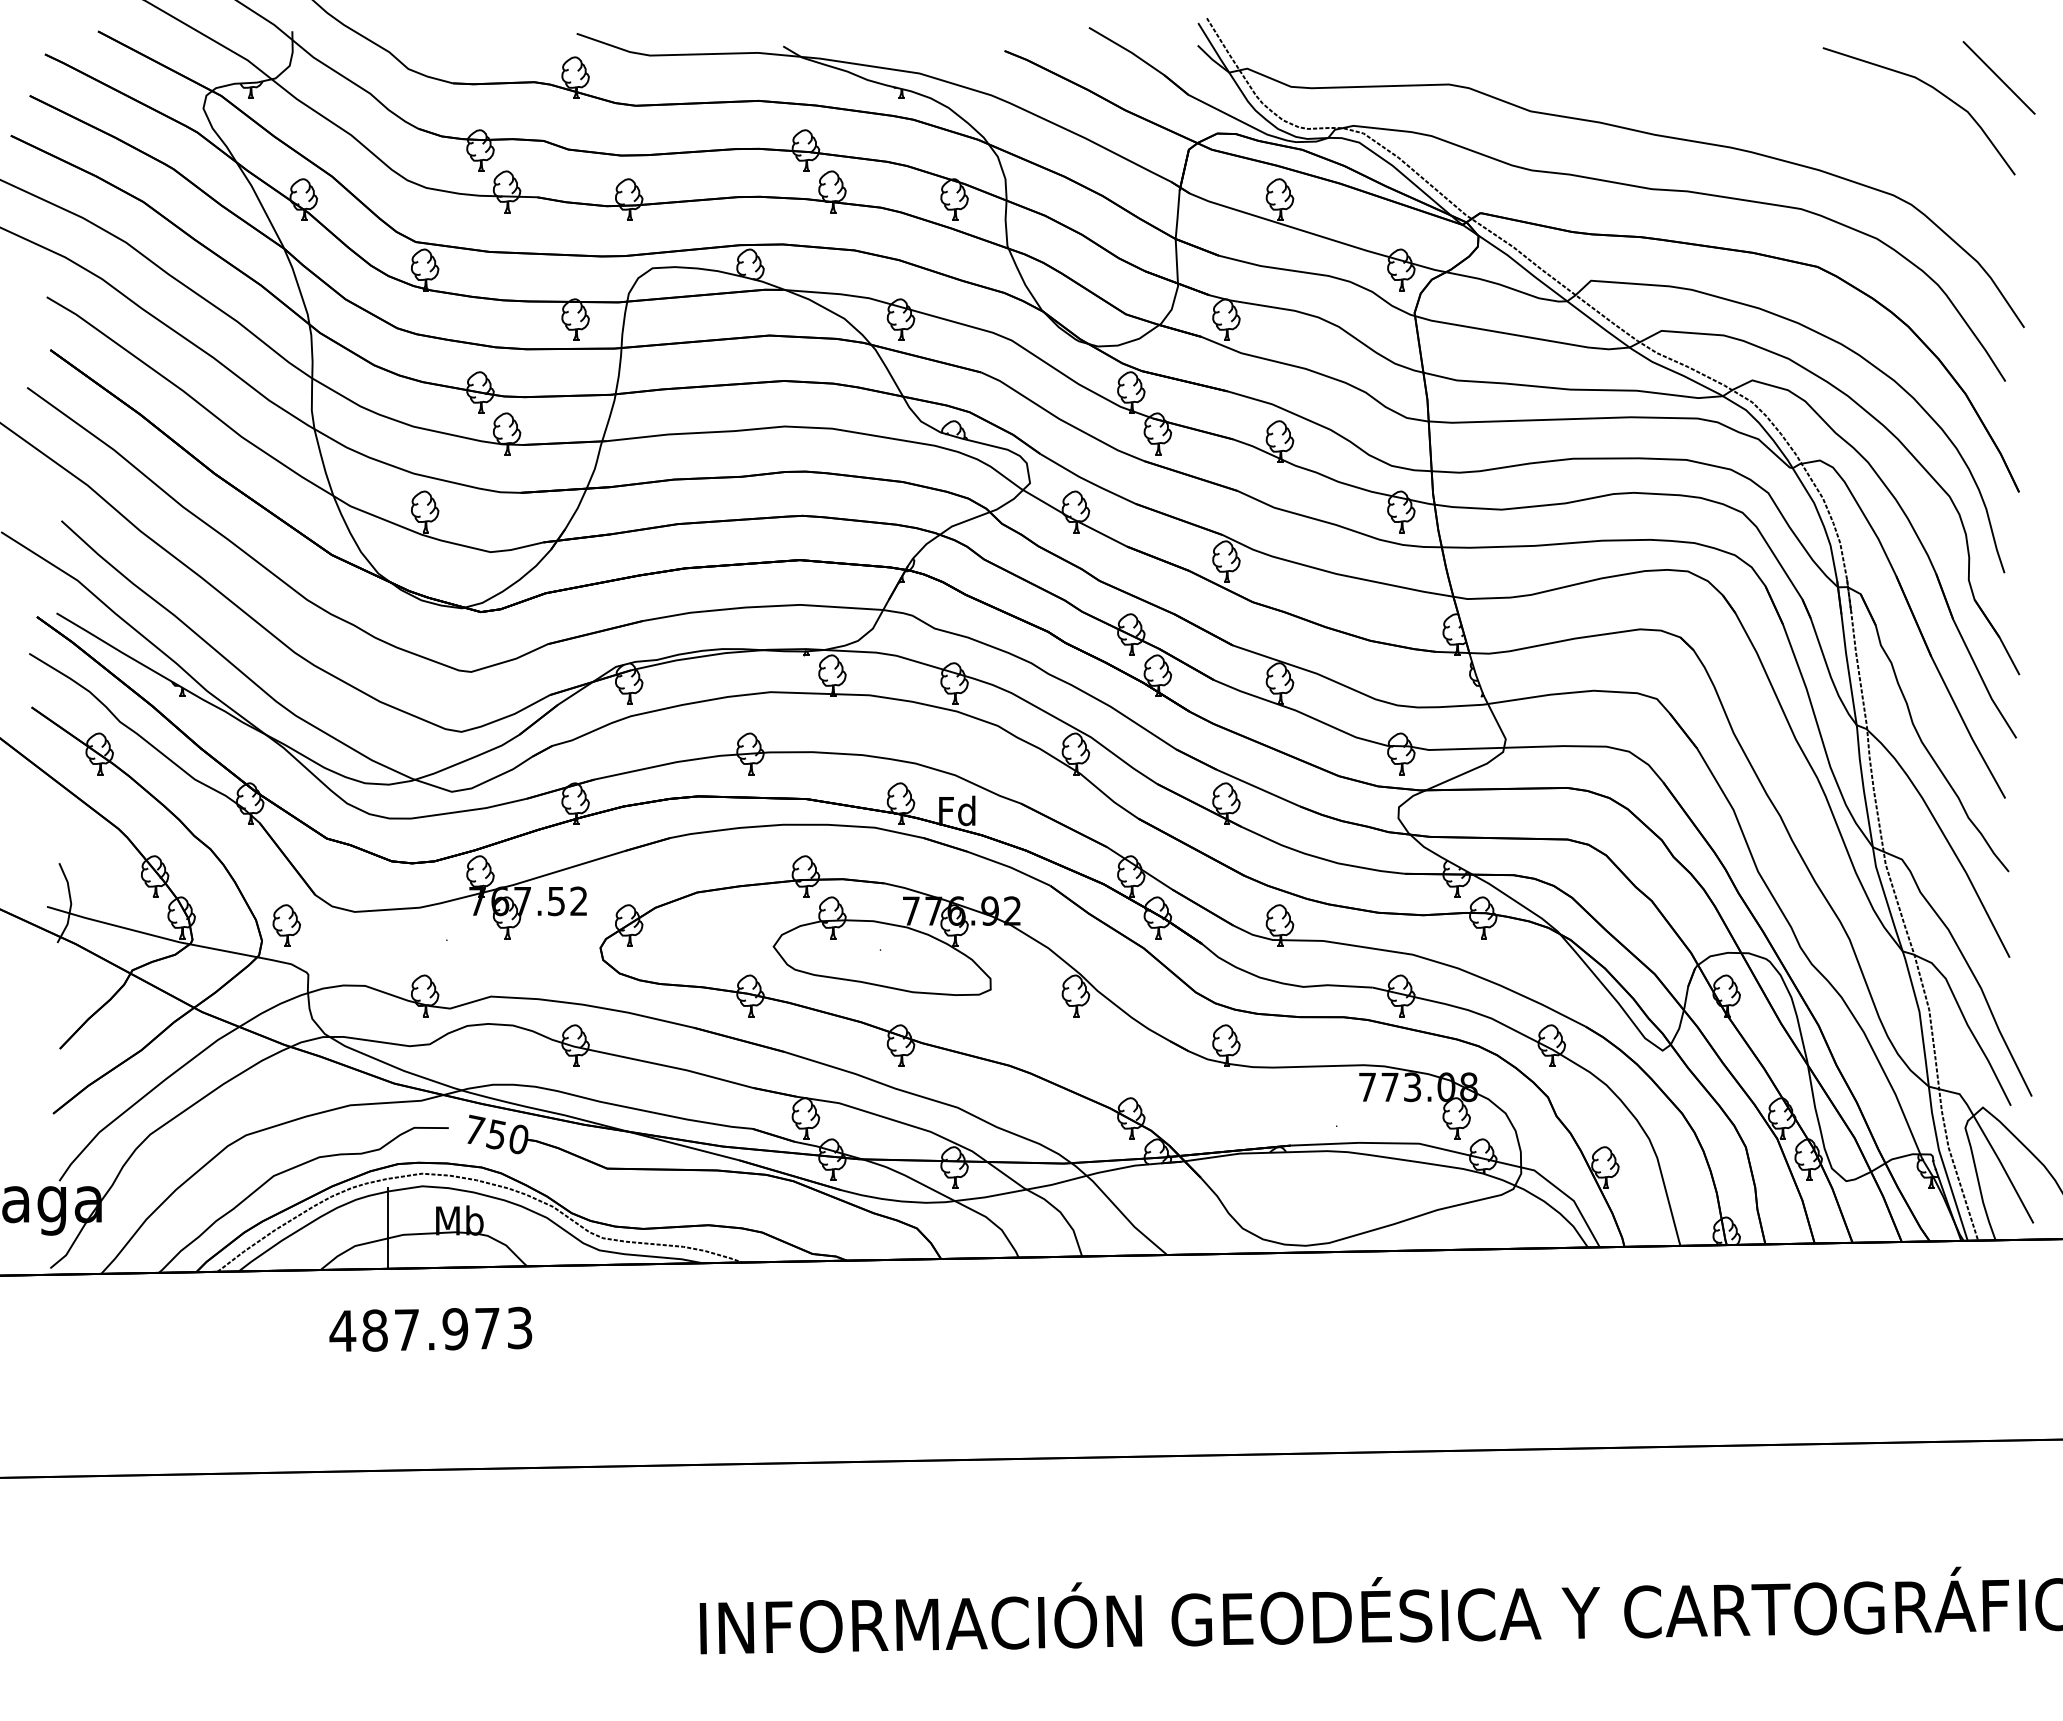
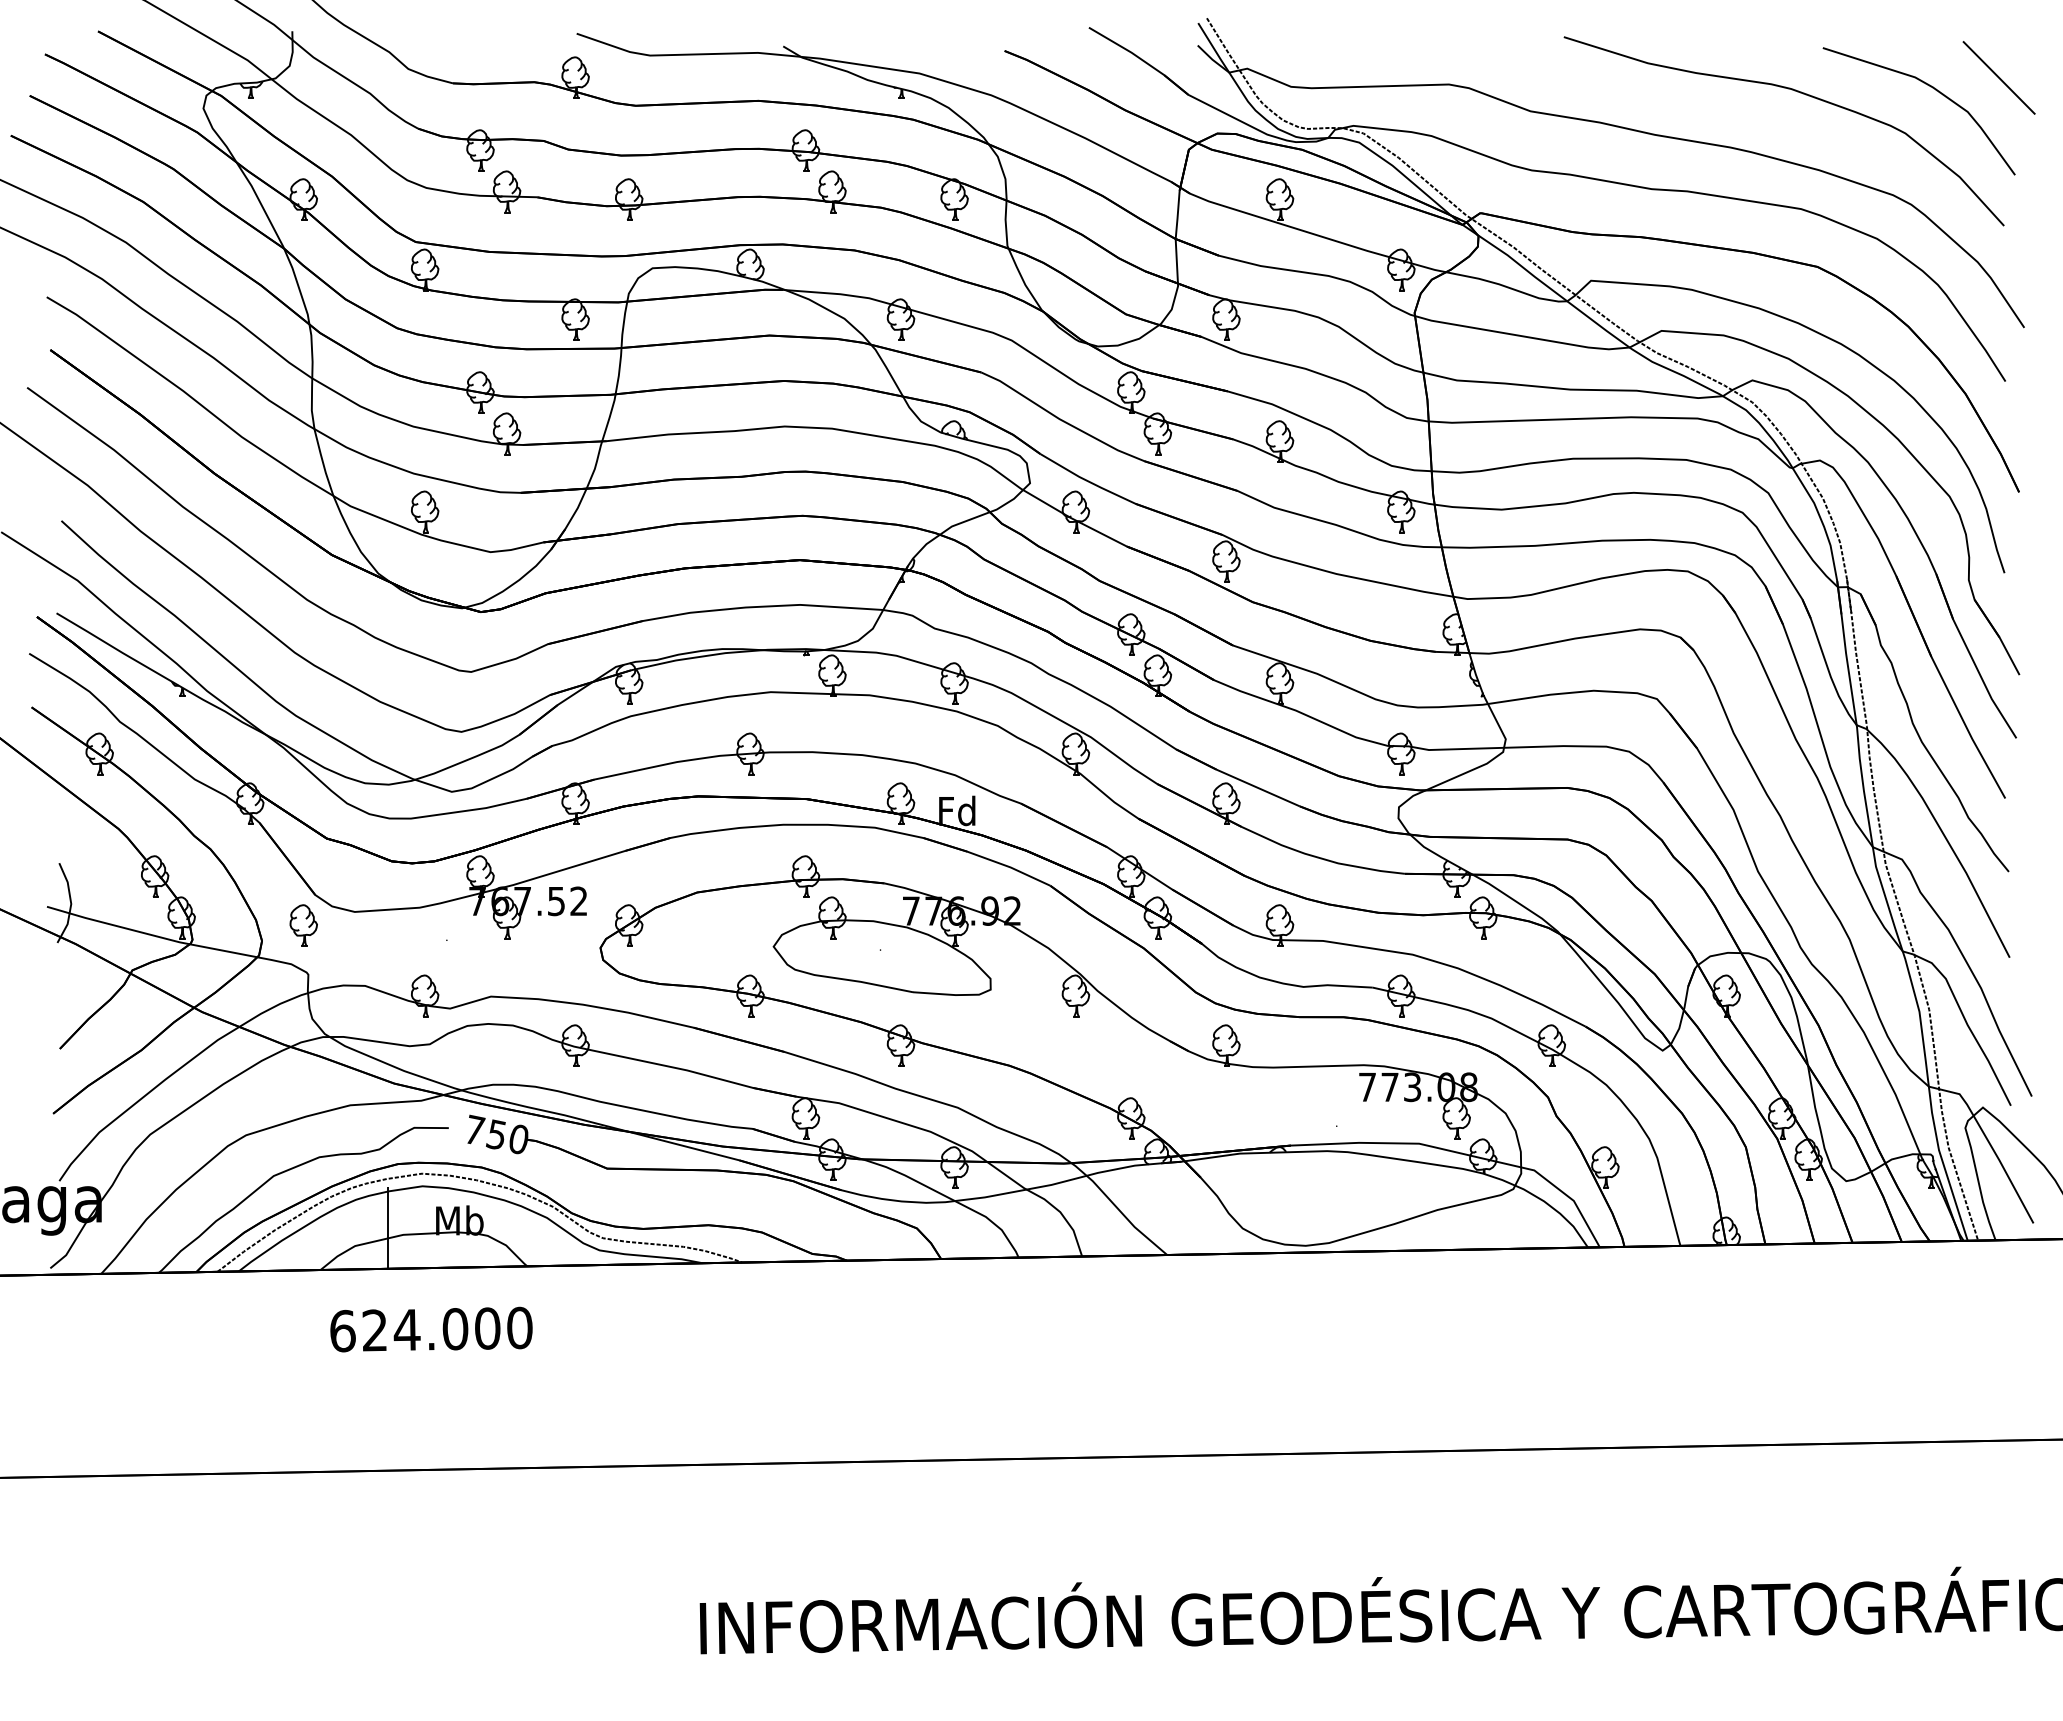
curve: none -> present (1797, 92)
part position: (286, 925) -> (303, 925) (303, 925)
text: 487.973 -> 624.000 (430, 1329)
